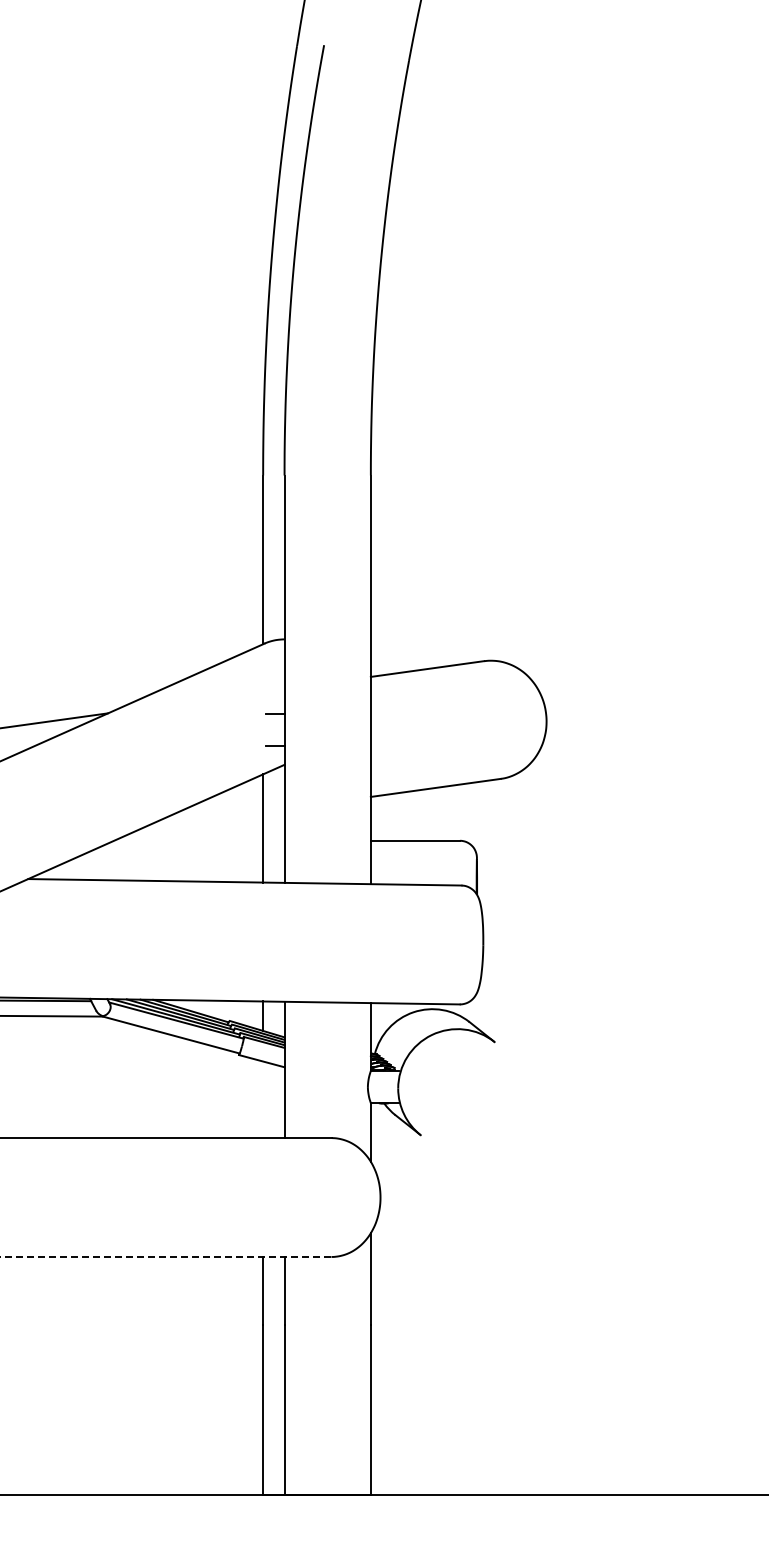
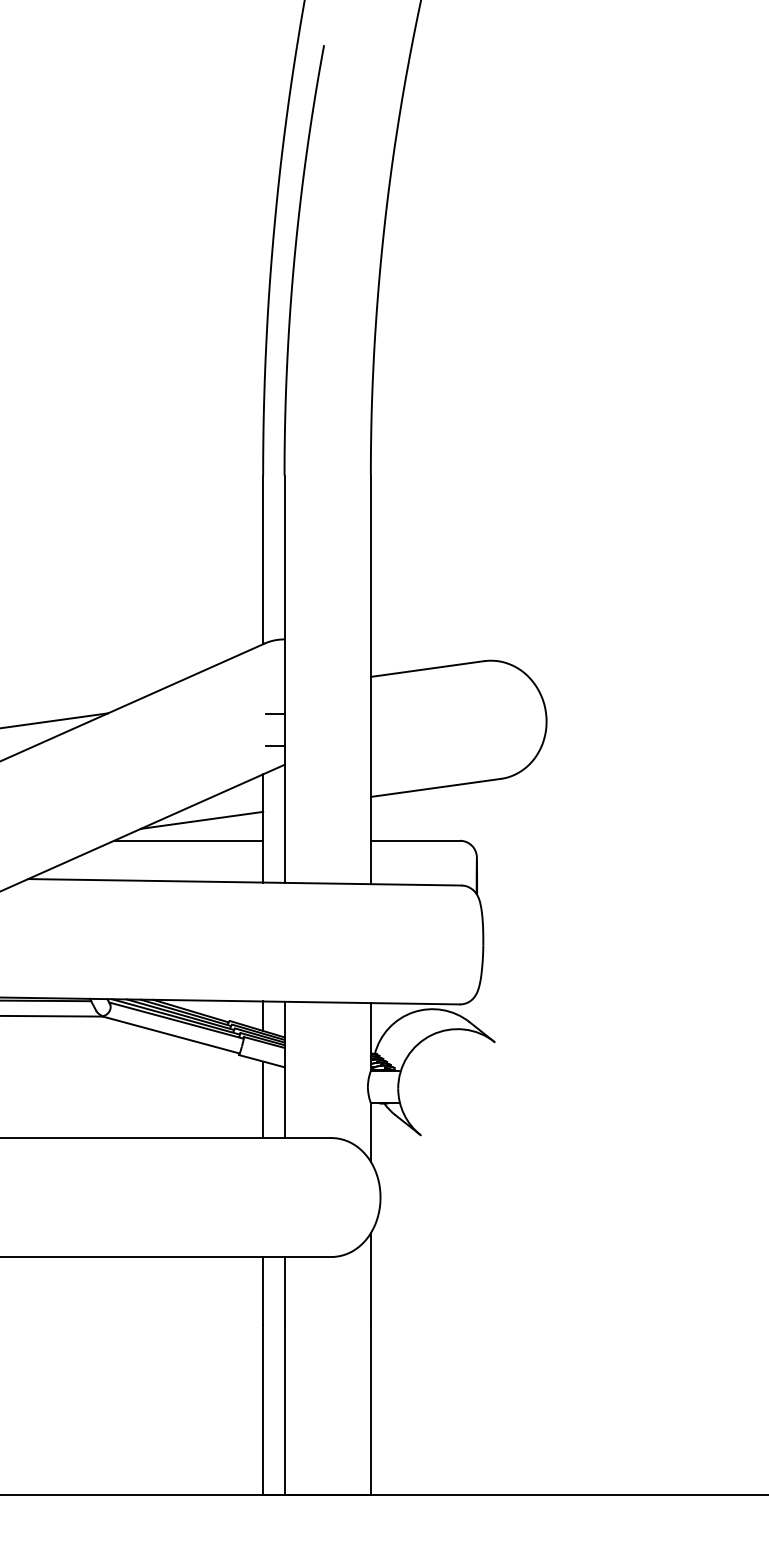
line: none -> present (201, 819)
line: none -> present (188, 840)
line: none -> present (263, 1099)
line: dashed -> solid (166, 1256)
